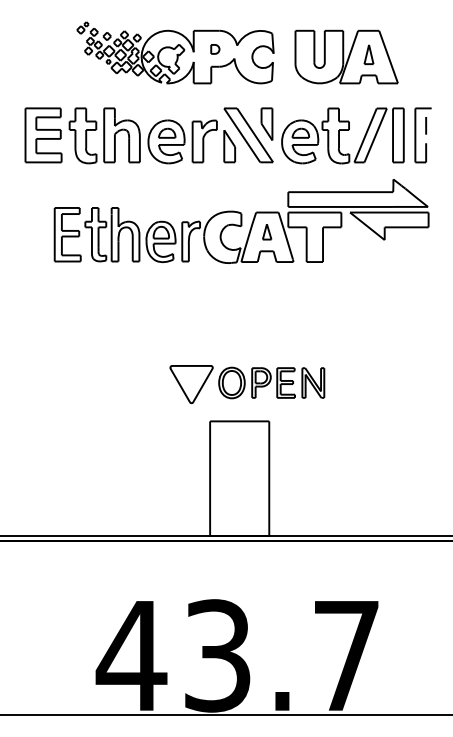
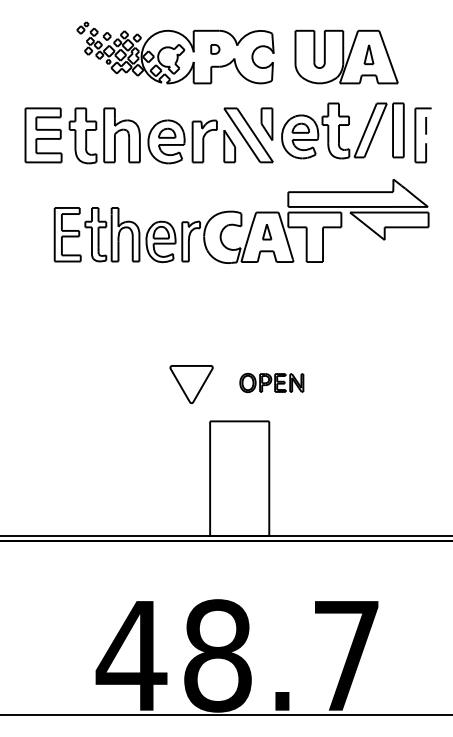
part position: (342, 135) -> (342, 130) (342, 130)
part size: 108x34 px -> 66x22 px (271, 382)
text: 43.7 -> 48.7 (217, 655)
